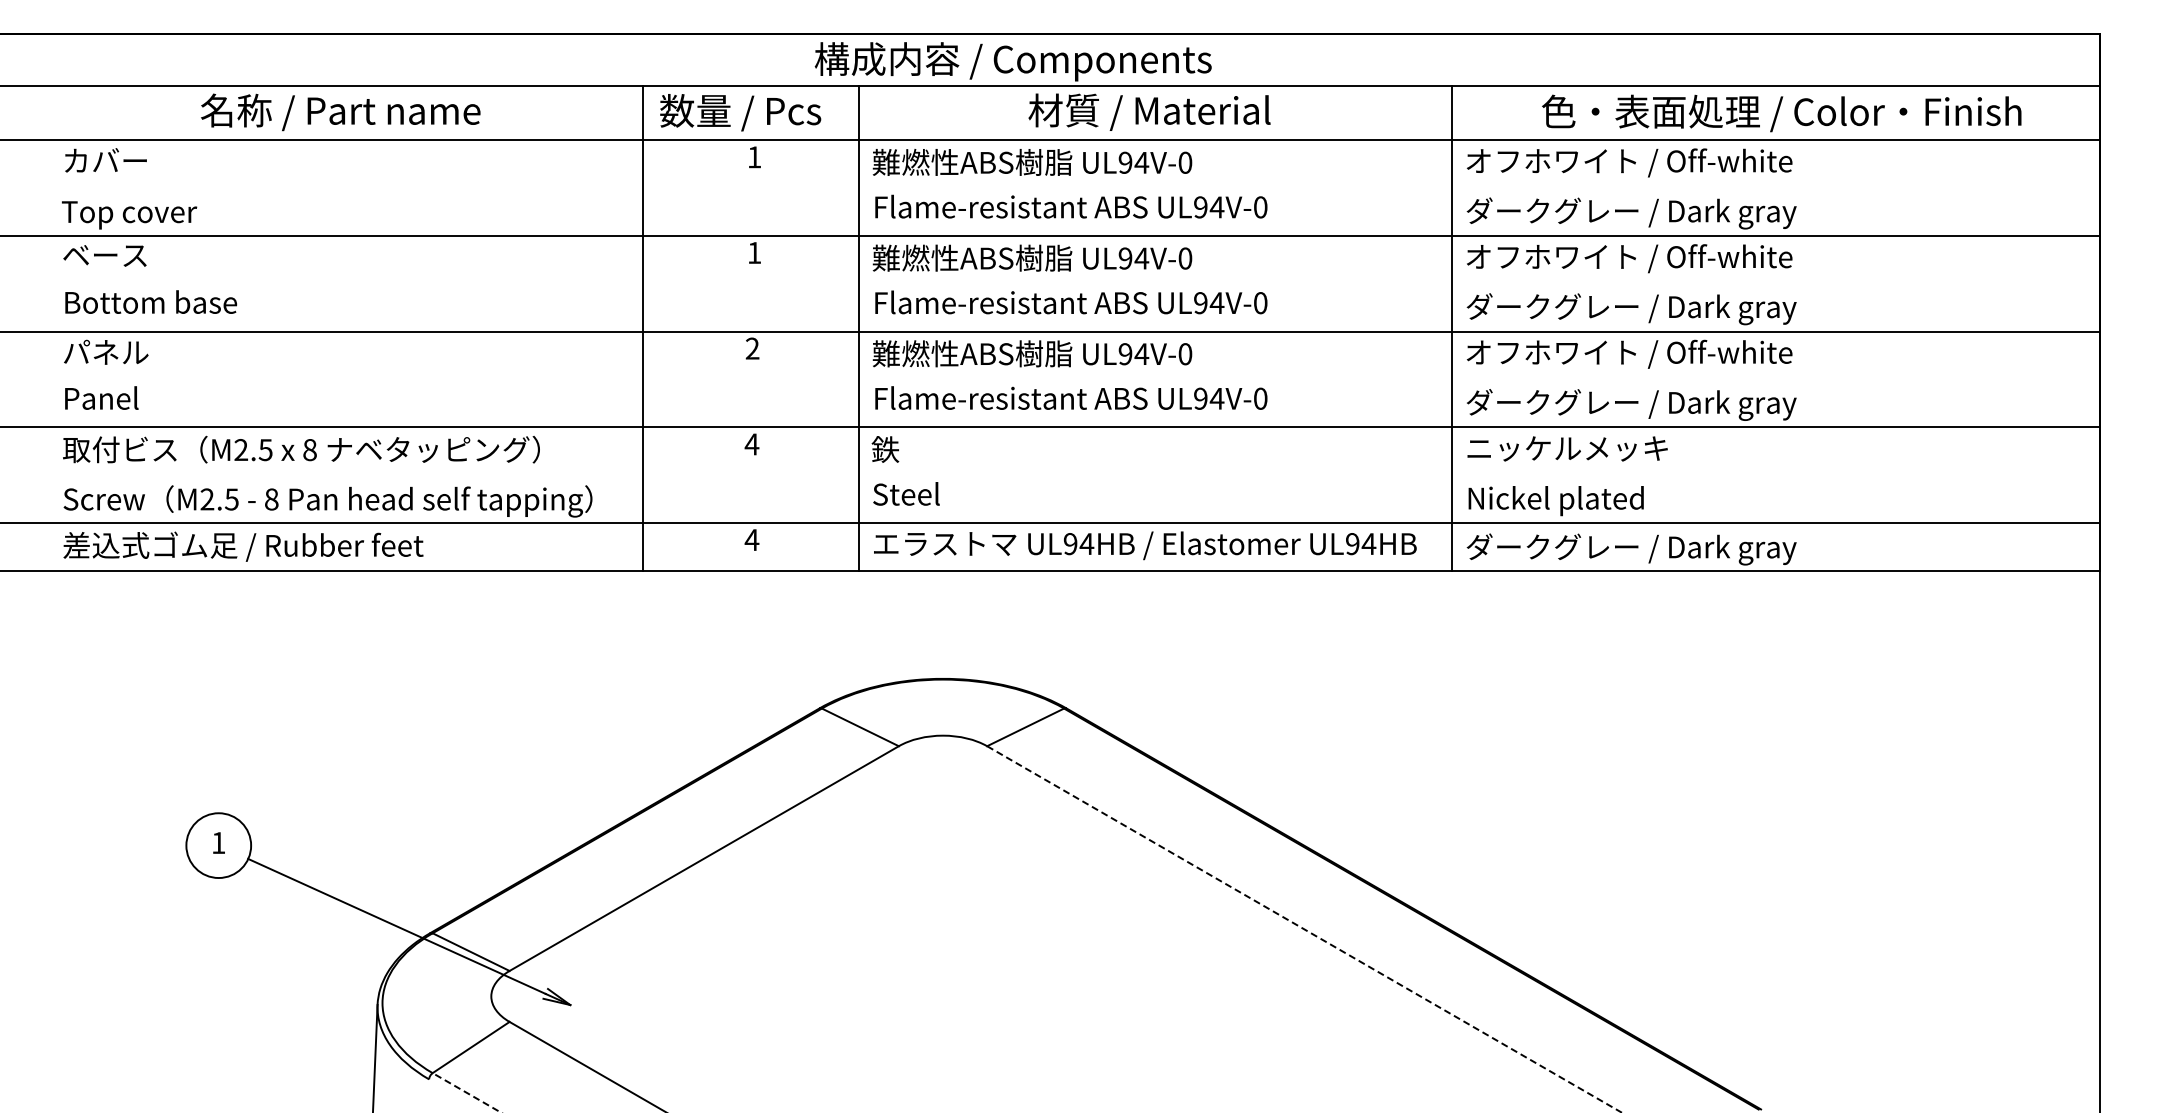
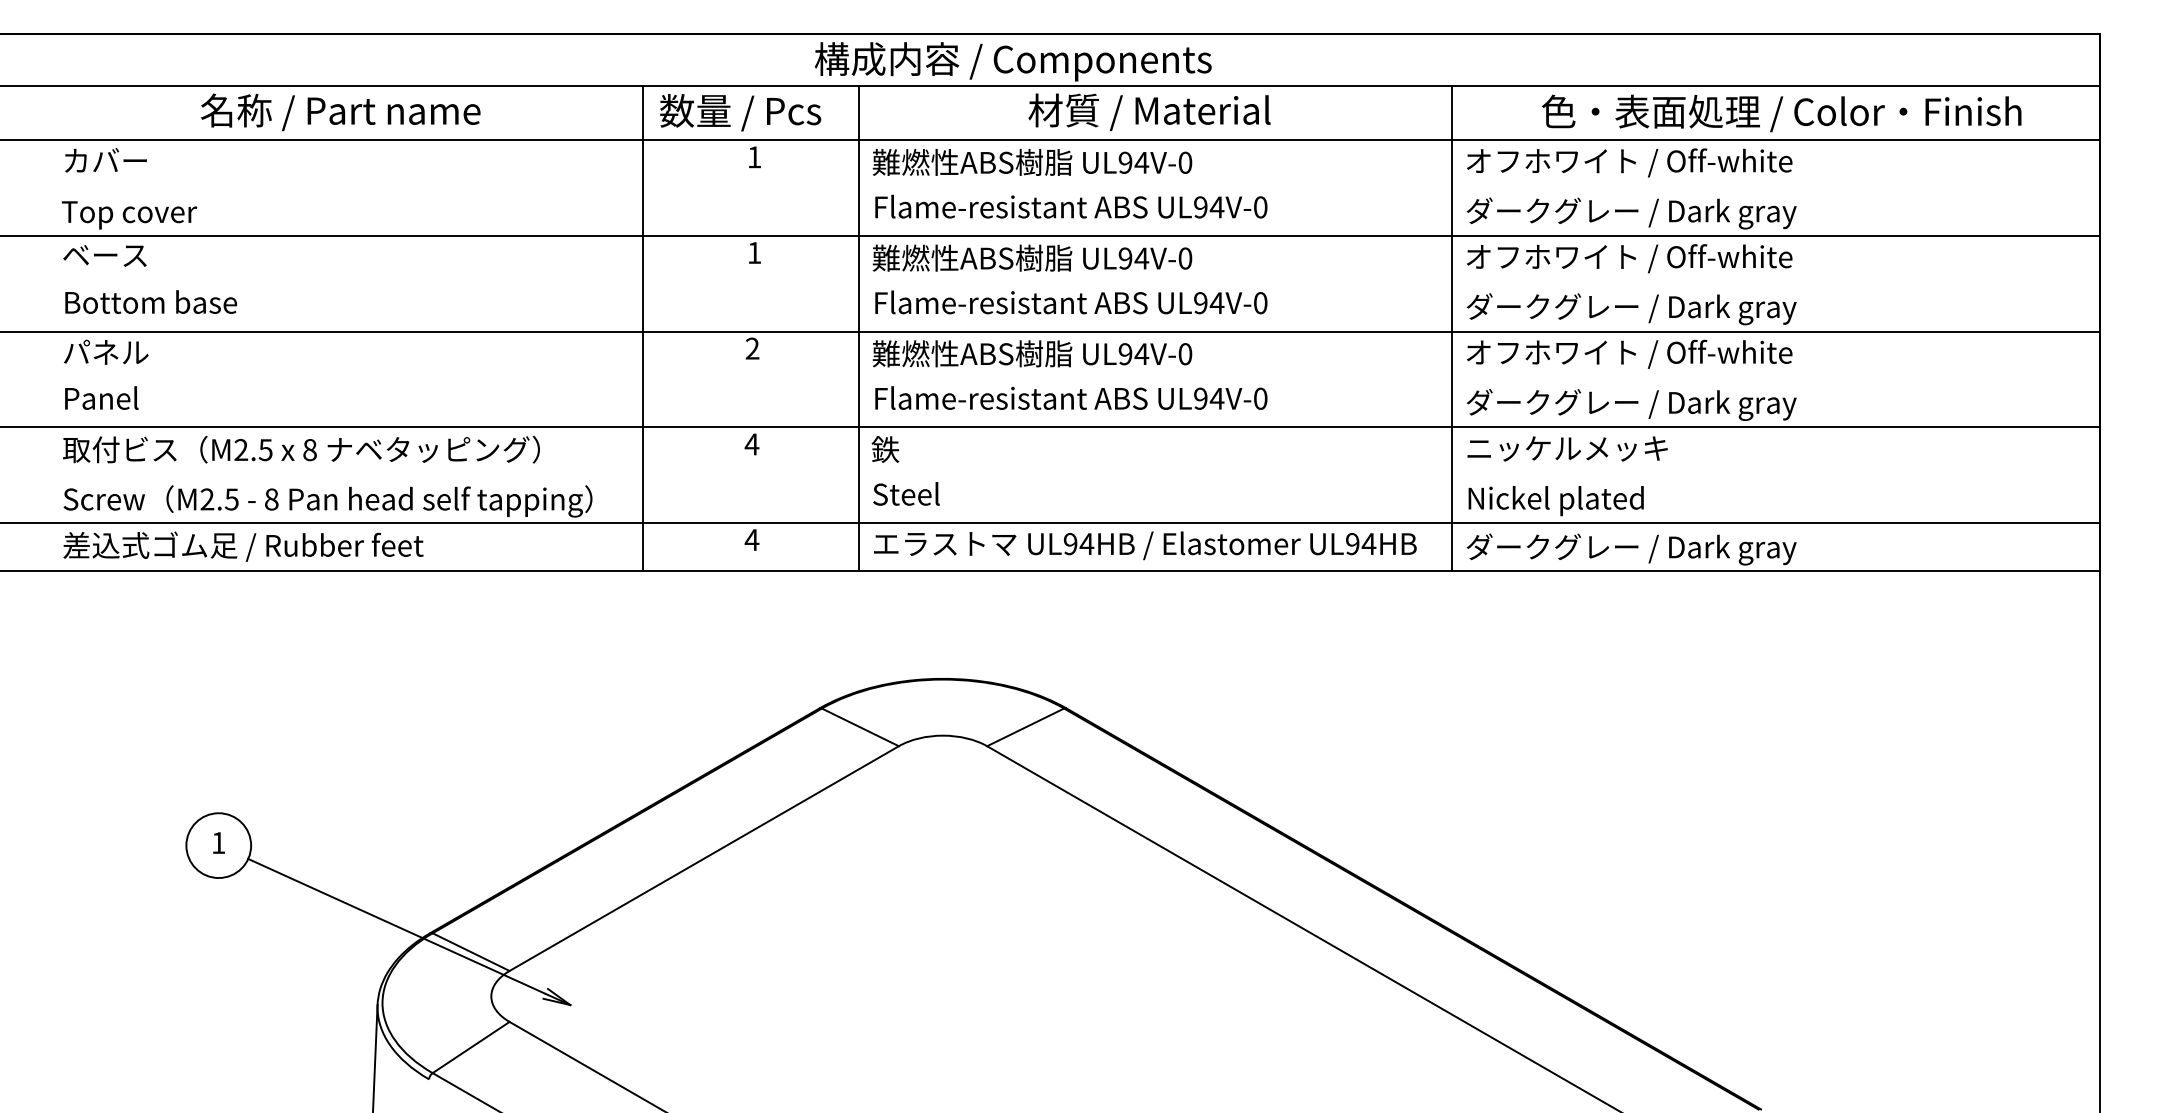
line: dashed -> solid (1304, 929)
line: dashed -> solid (466, 1092)
